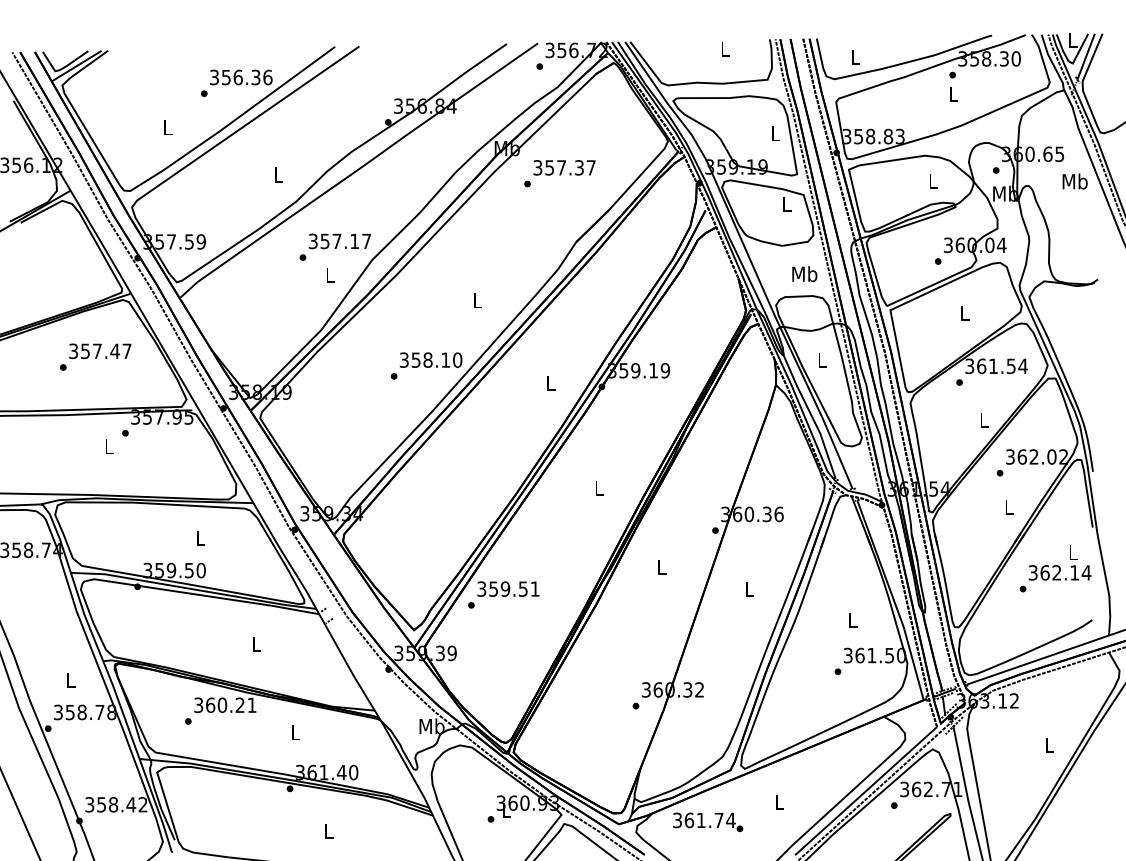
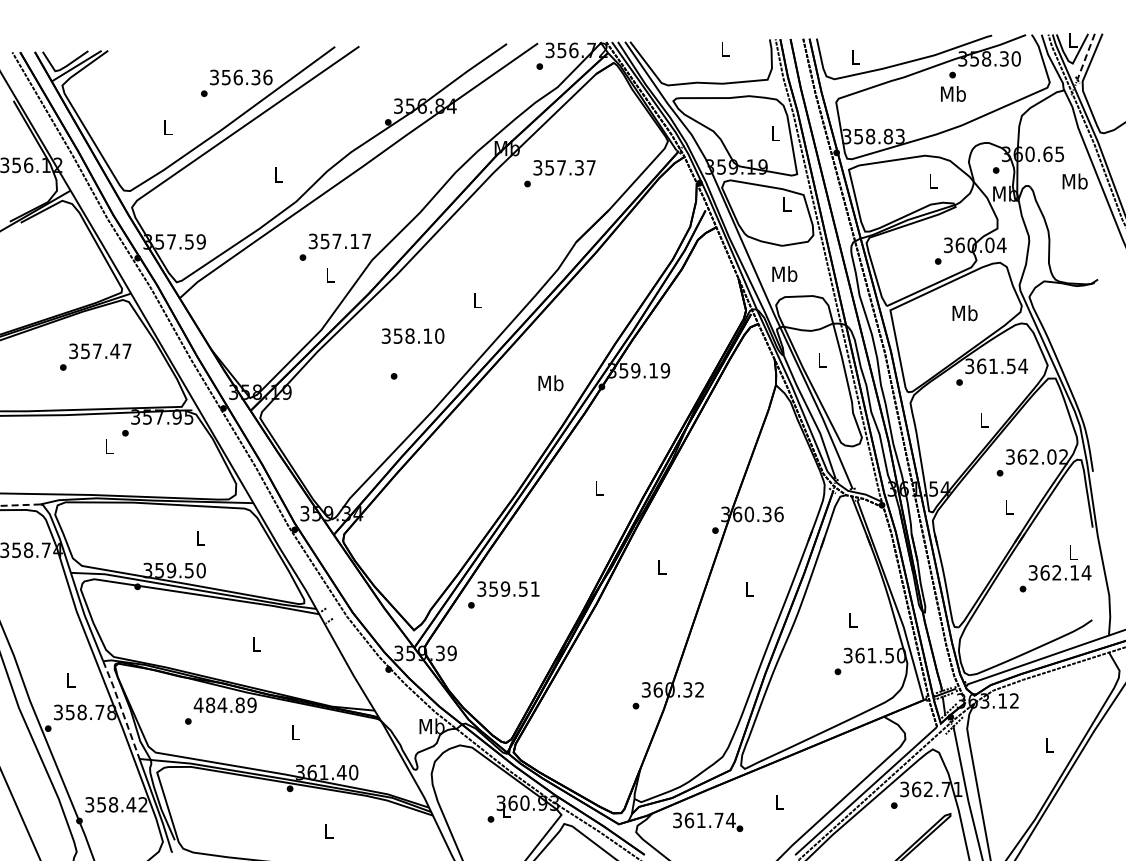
line: solid -> dashed (1085, 57)
text: L -> Mb (953, 93)
text position: (804, 273) -> (784, 273) (784, 273)
text: L -> Mb (964, 313)
text position: (430, 359) -> (412, 335) (412, 335)
text: L -> Mb (550, 383)
line: solid -> dashed (20, 505)
text: 360.21 -> 484.89 (224, 705)
line: solid -> dashed (121, 709)
